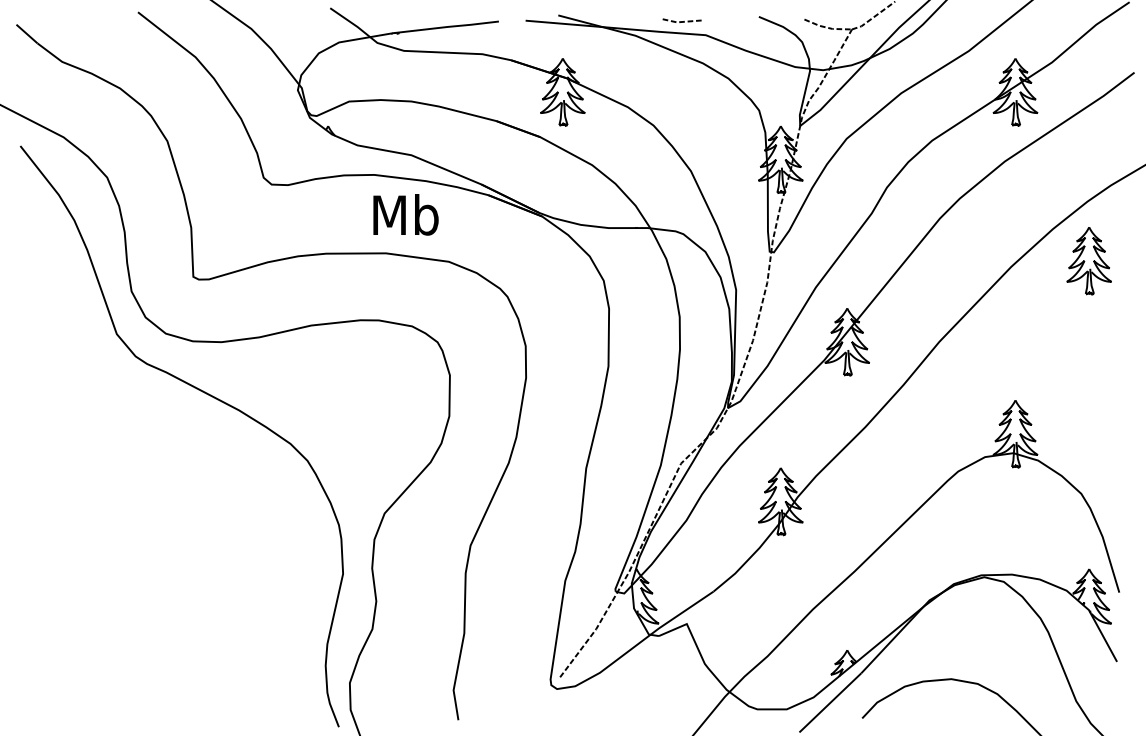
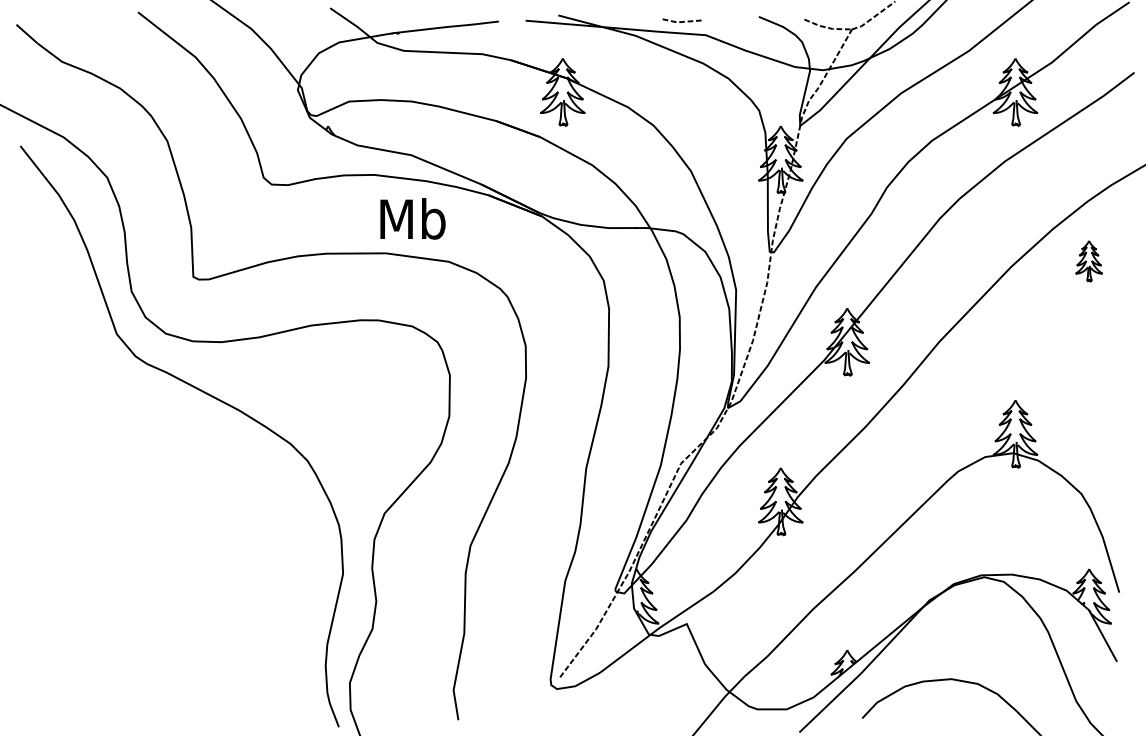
text position: (405, 214) -> (412, 218) (412, 218)
part size: 46x69 px -> 28x43 px (1088, 261)
